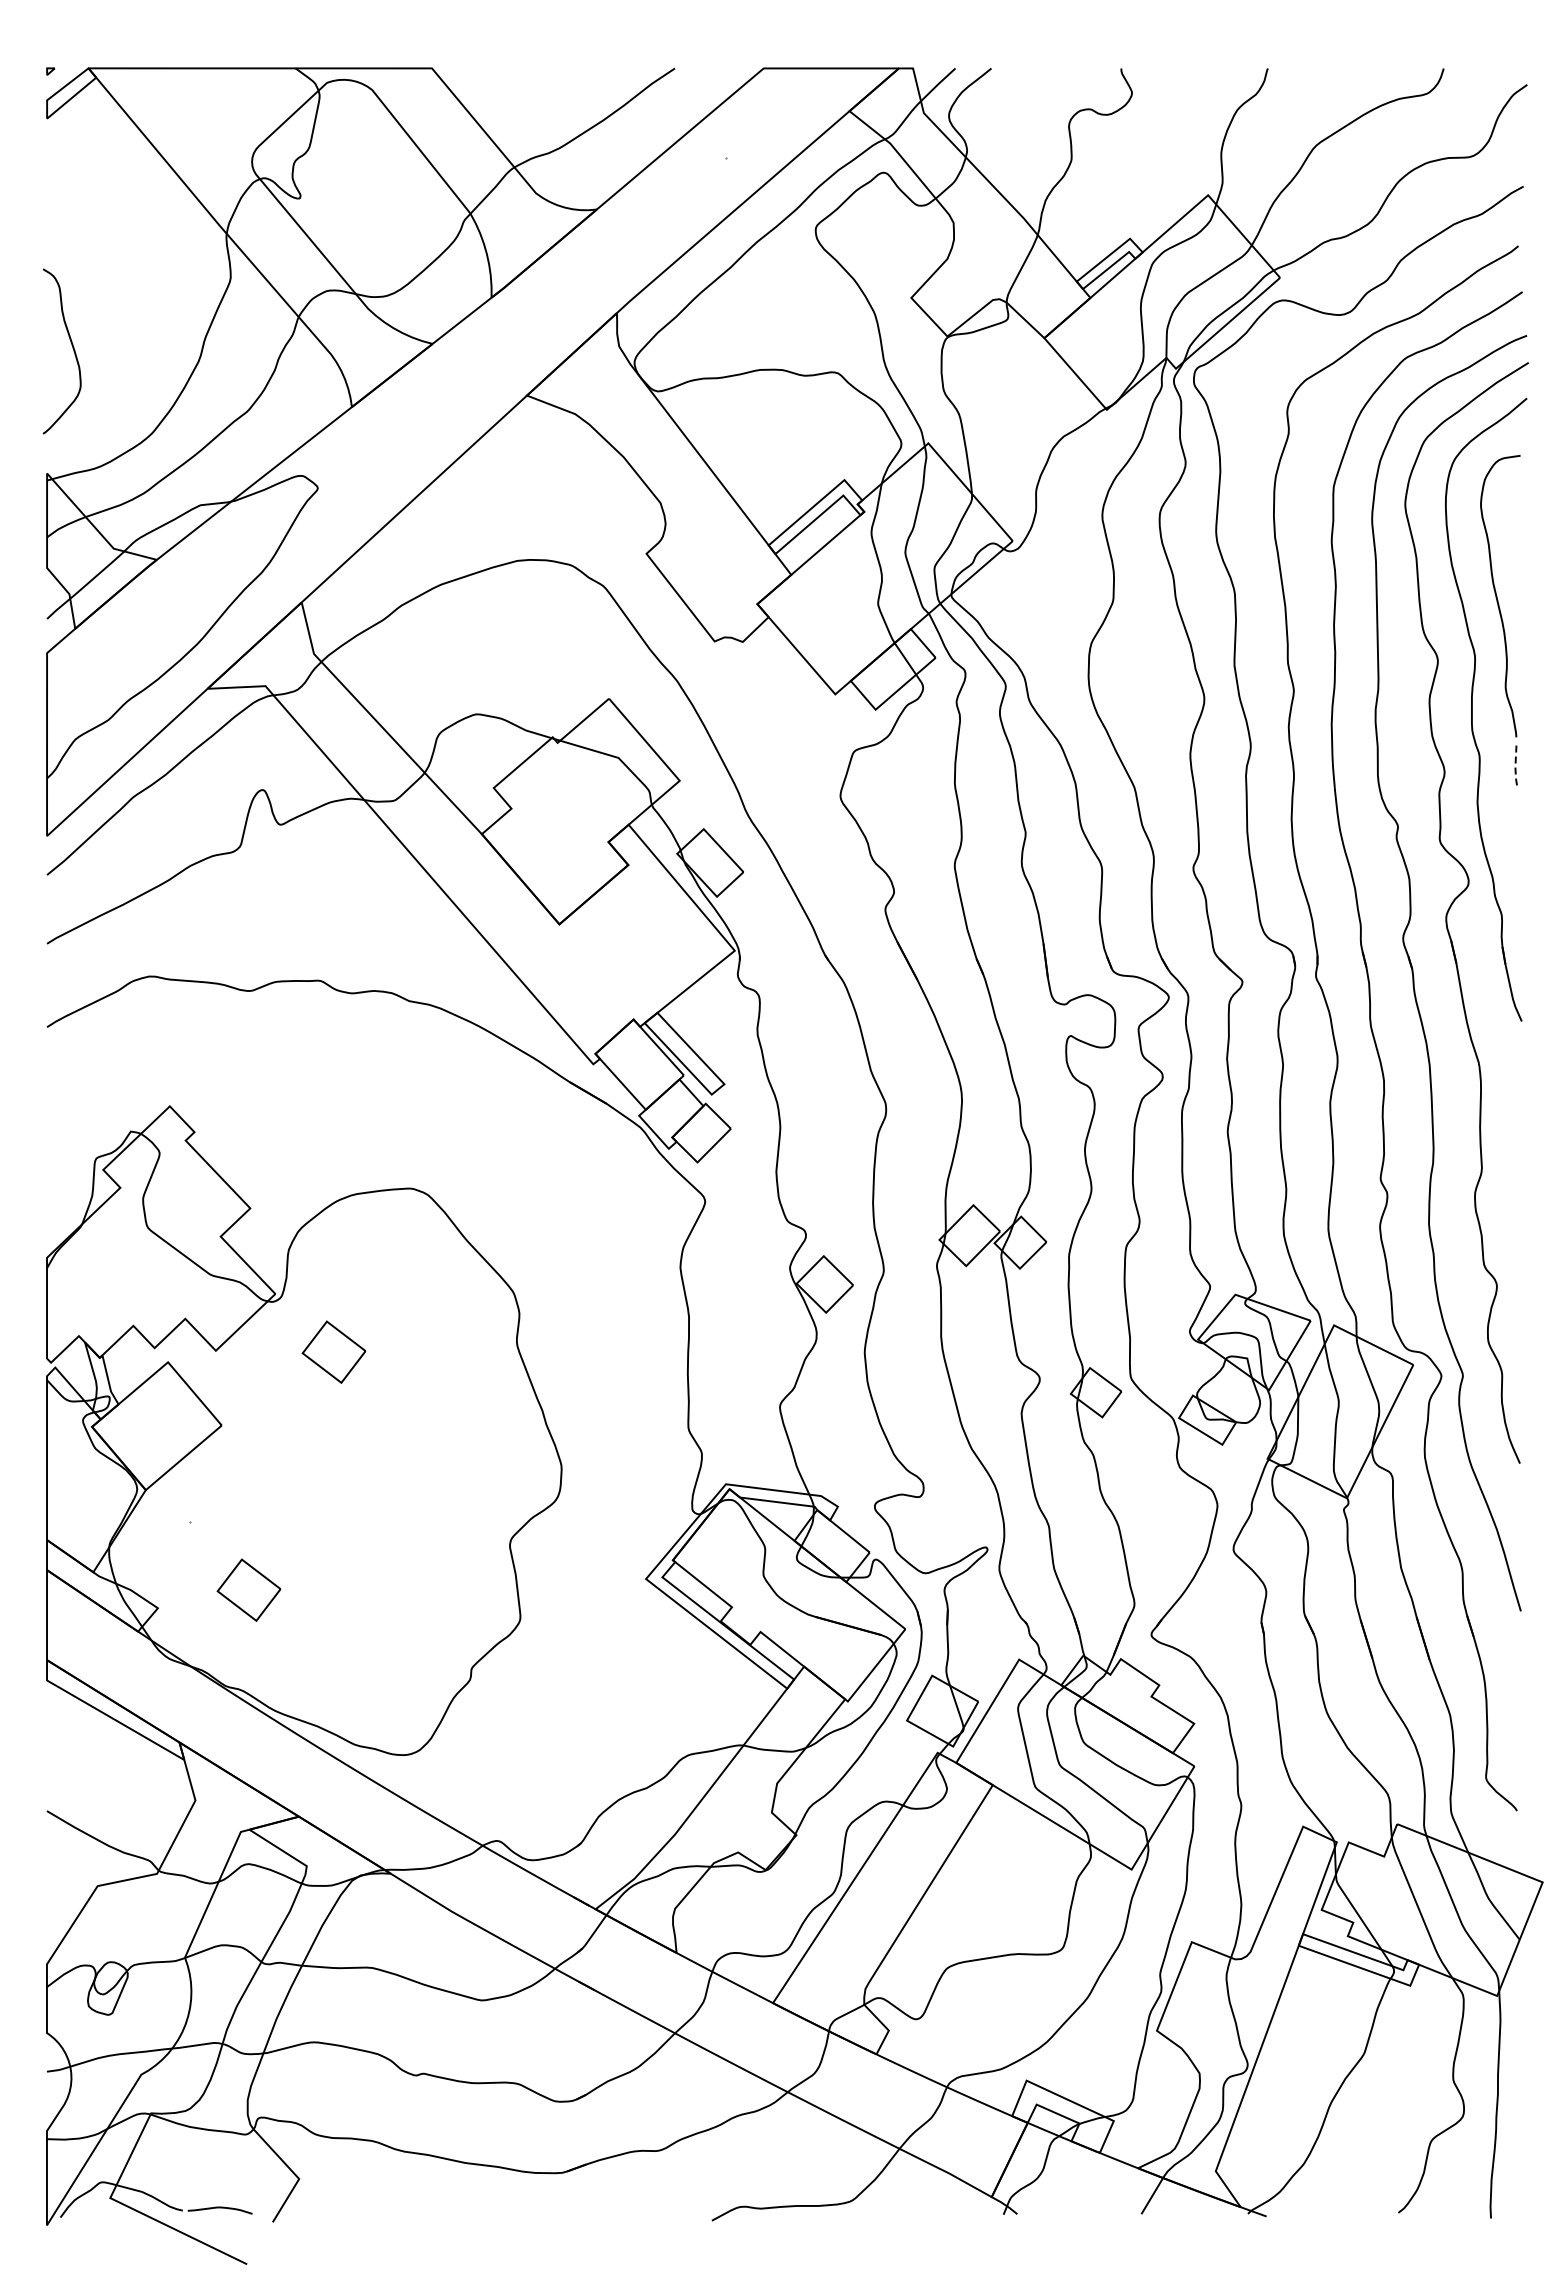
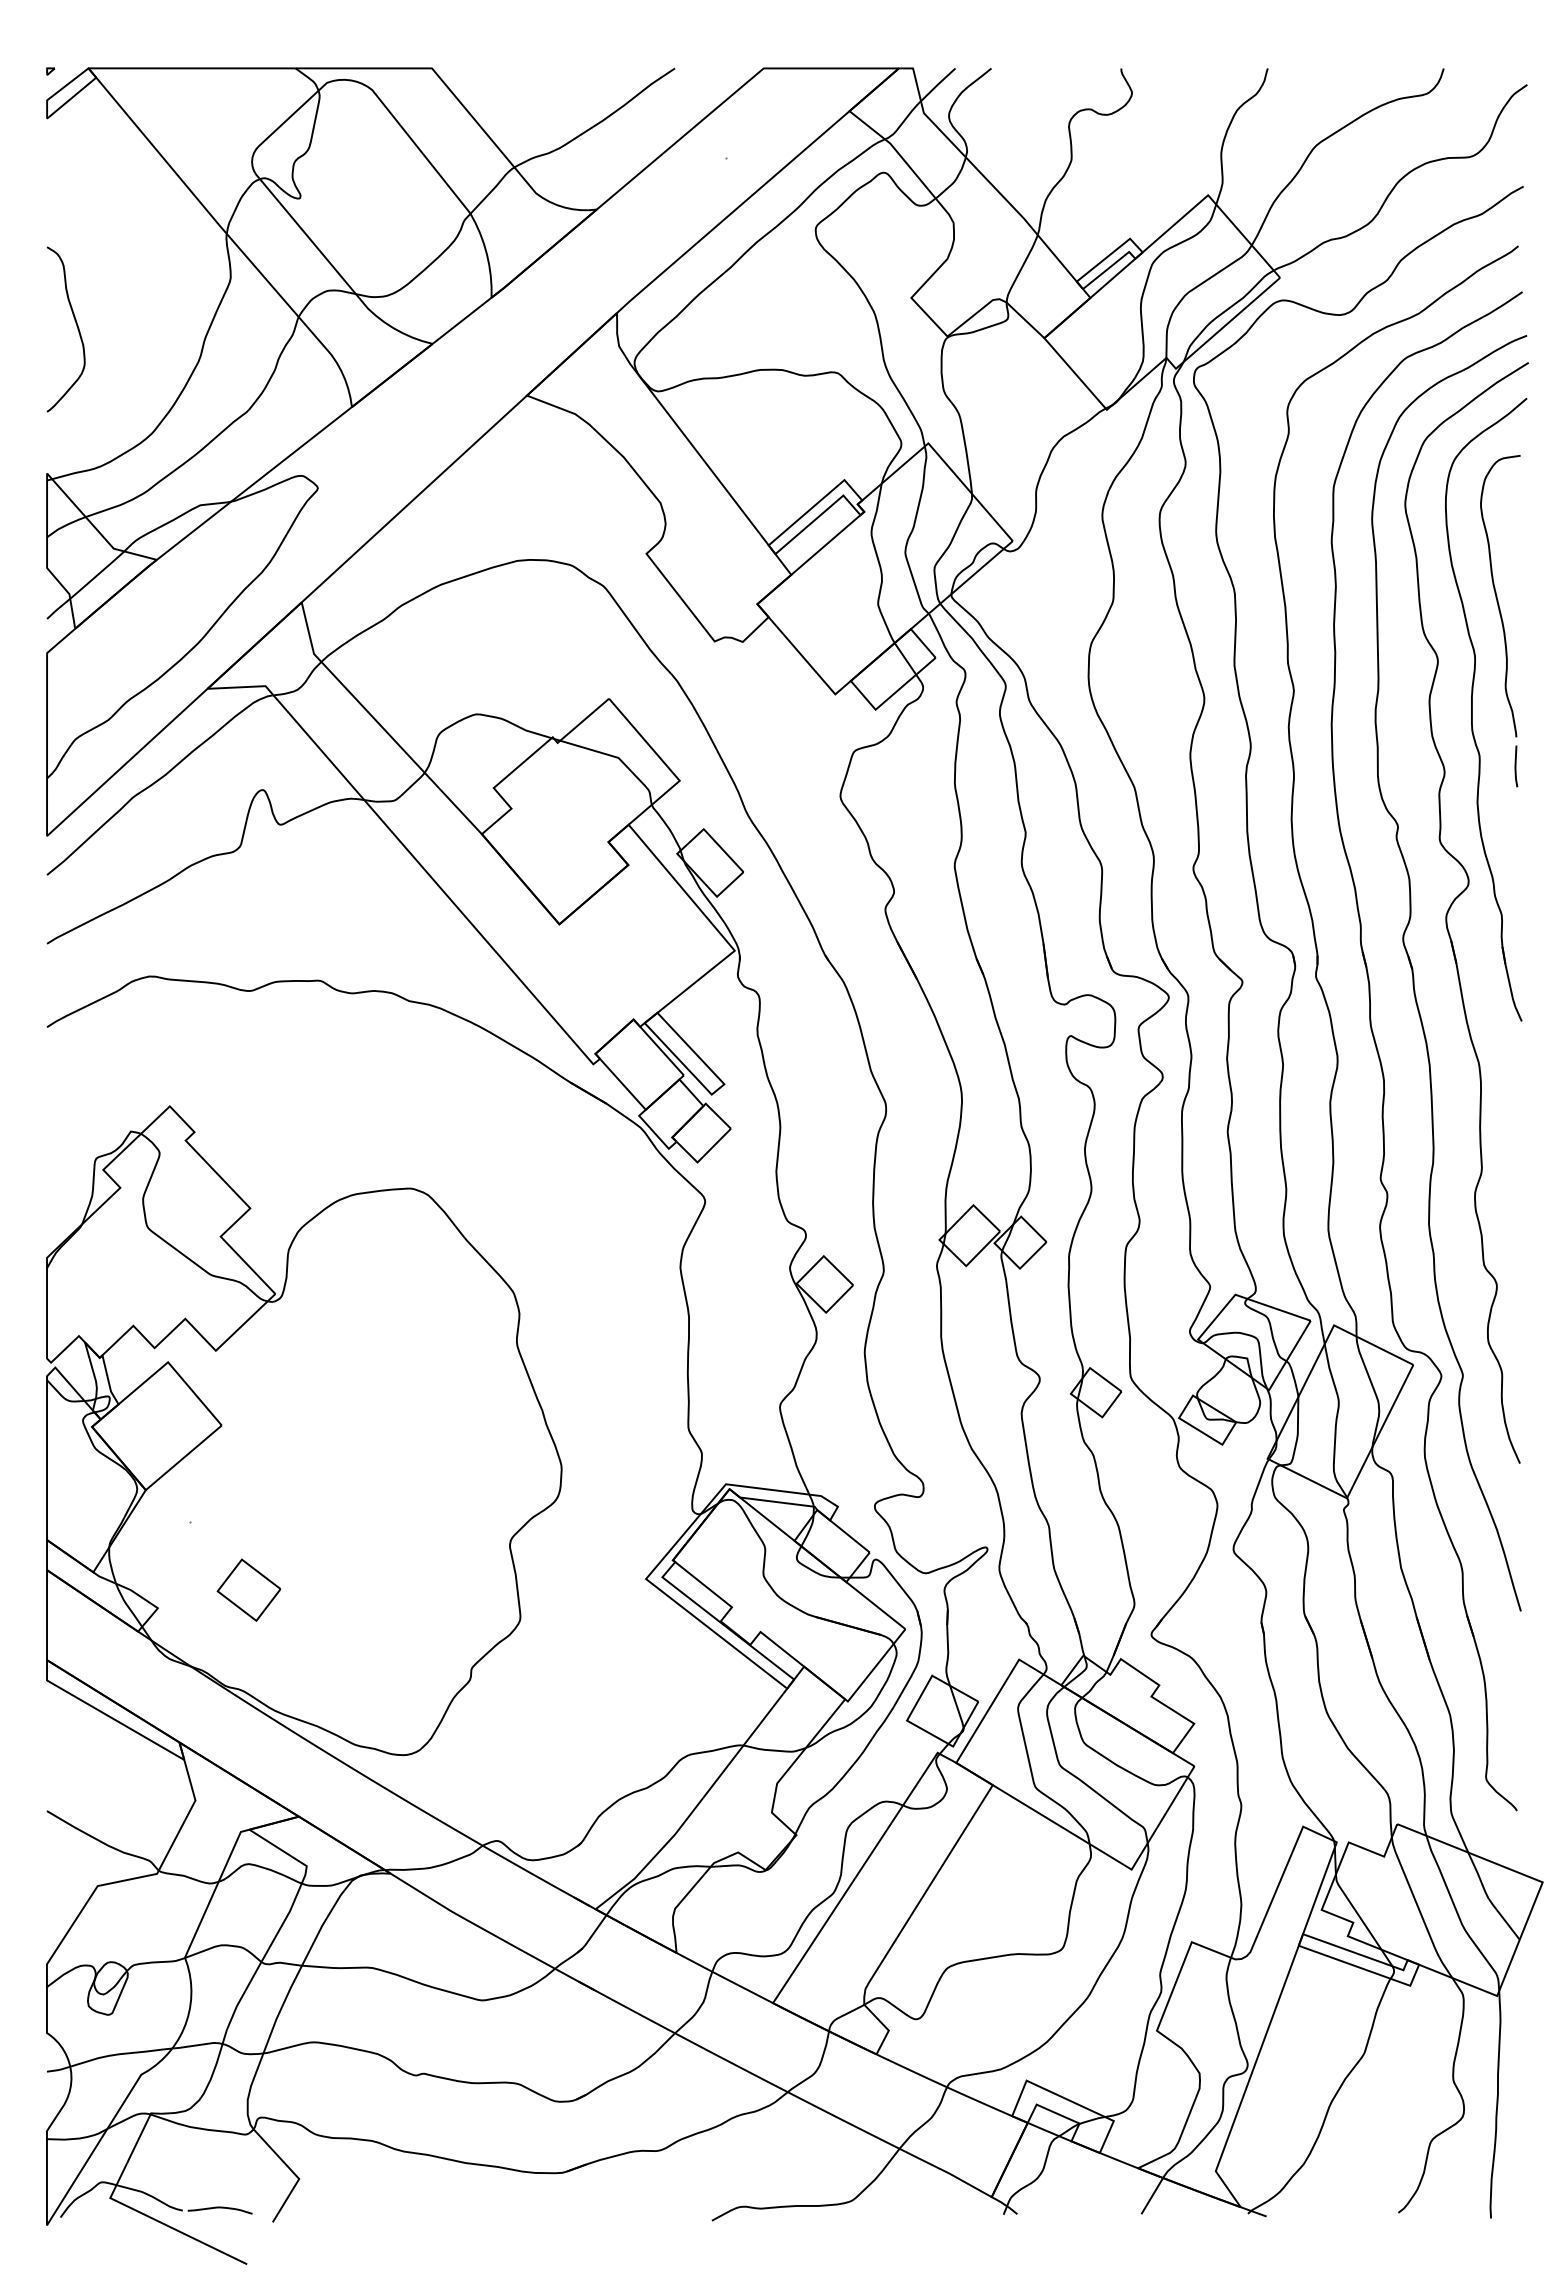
curve position: (72, 348) -> (76, 326) (76, 326)
line: dashed -> solid (1515, 767)
part: present -> none (333, 1351)
